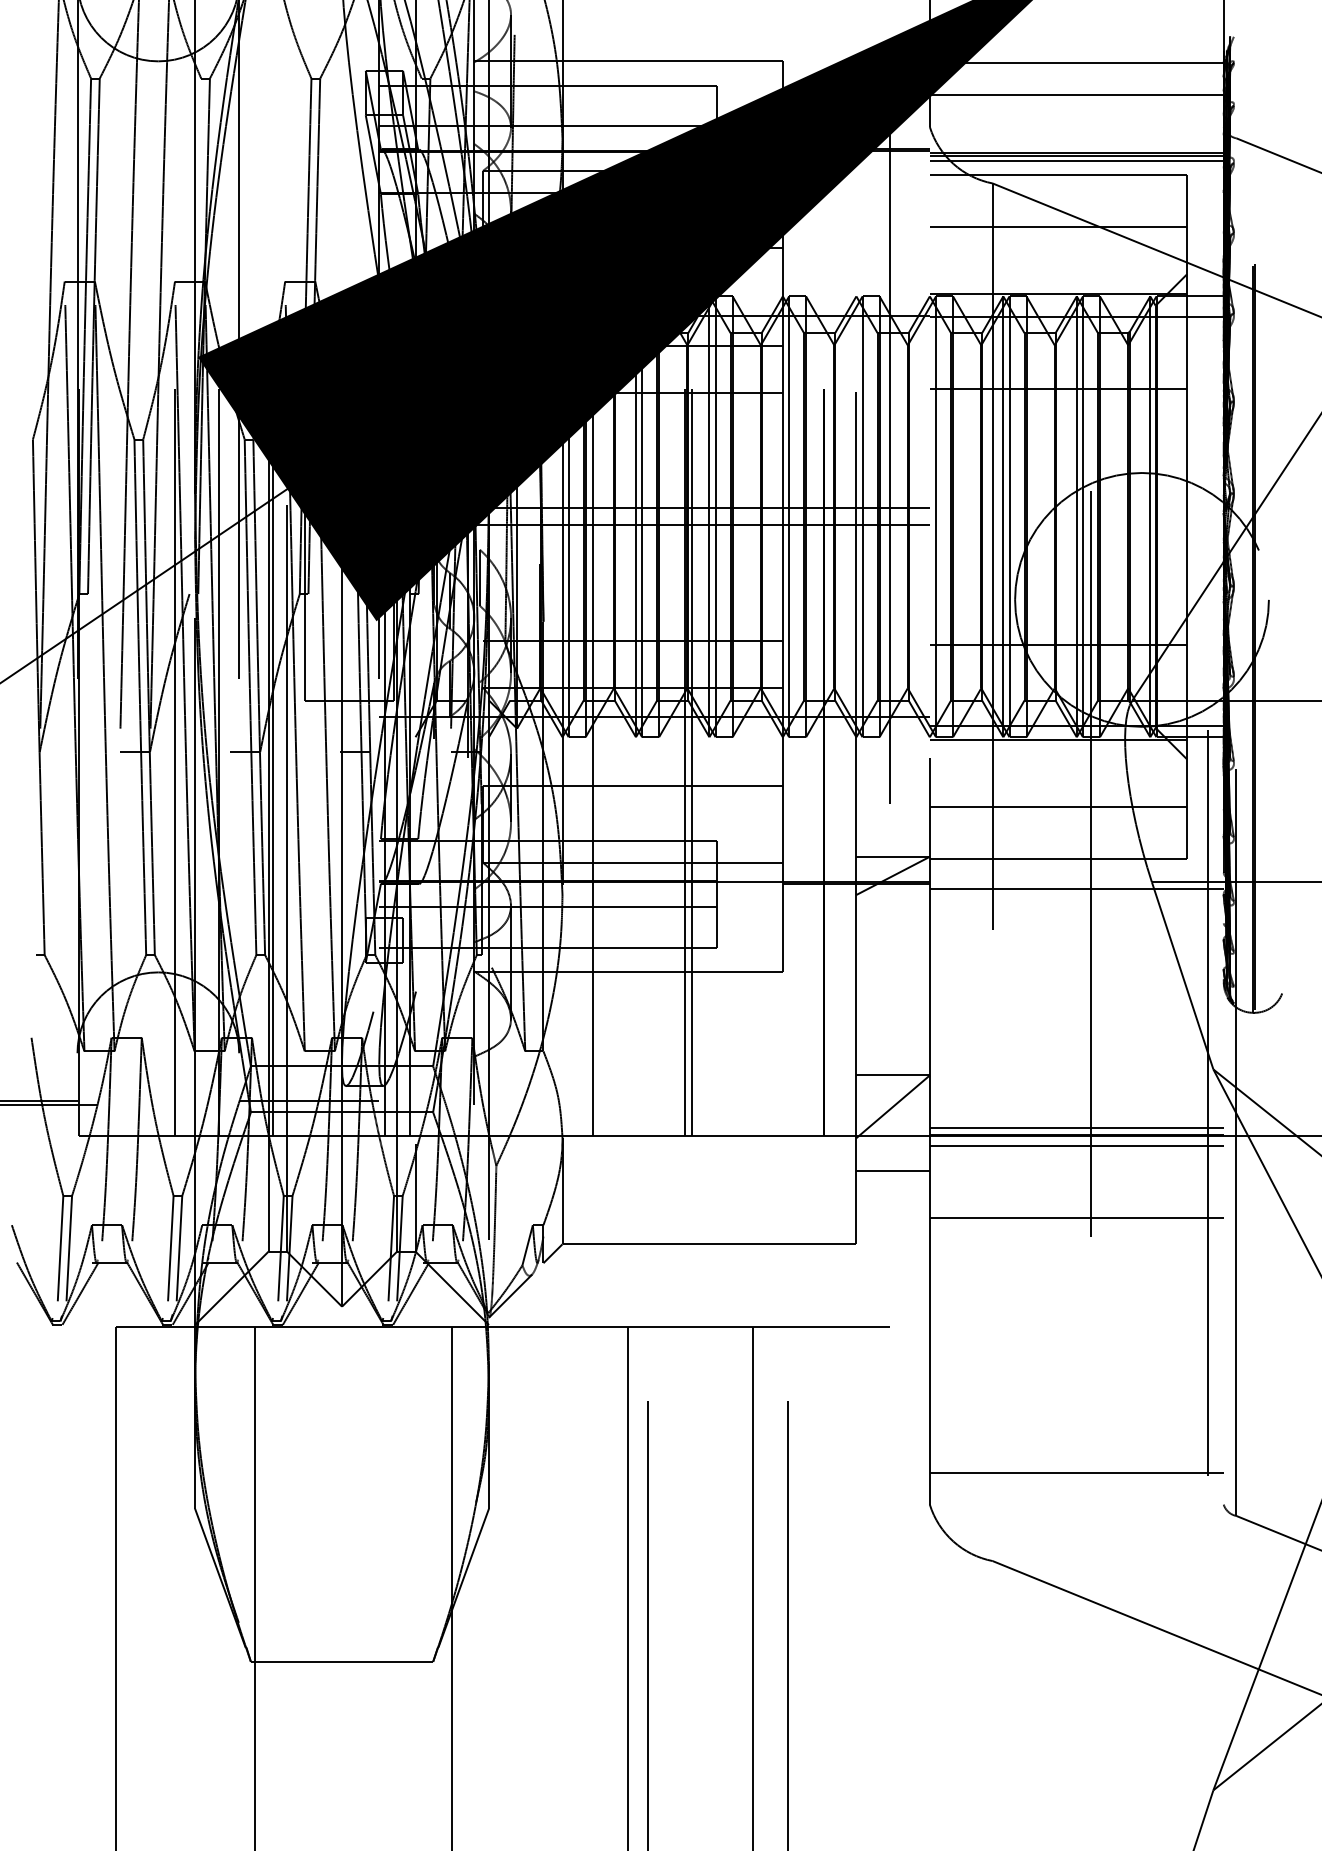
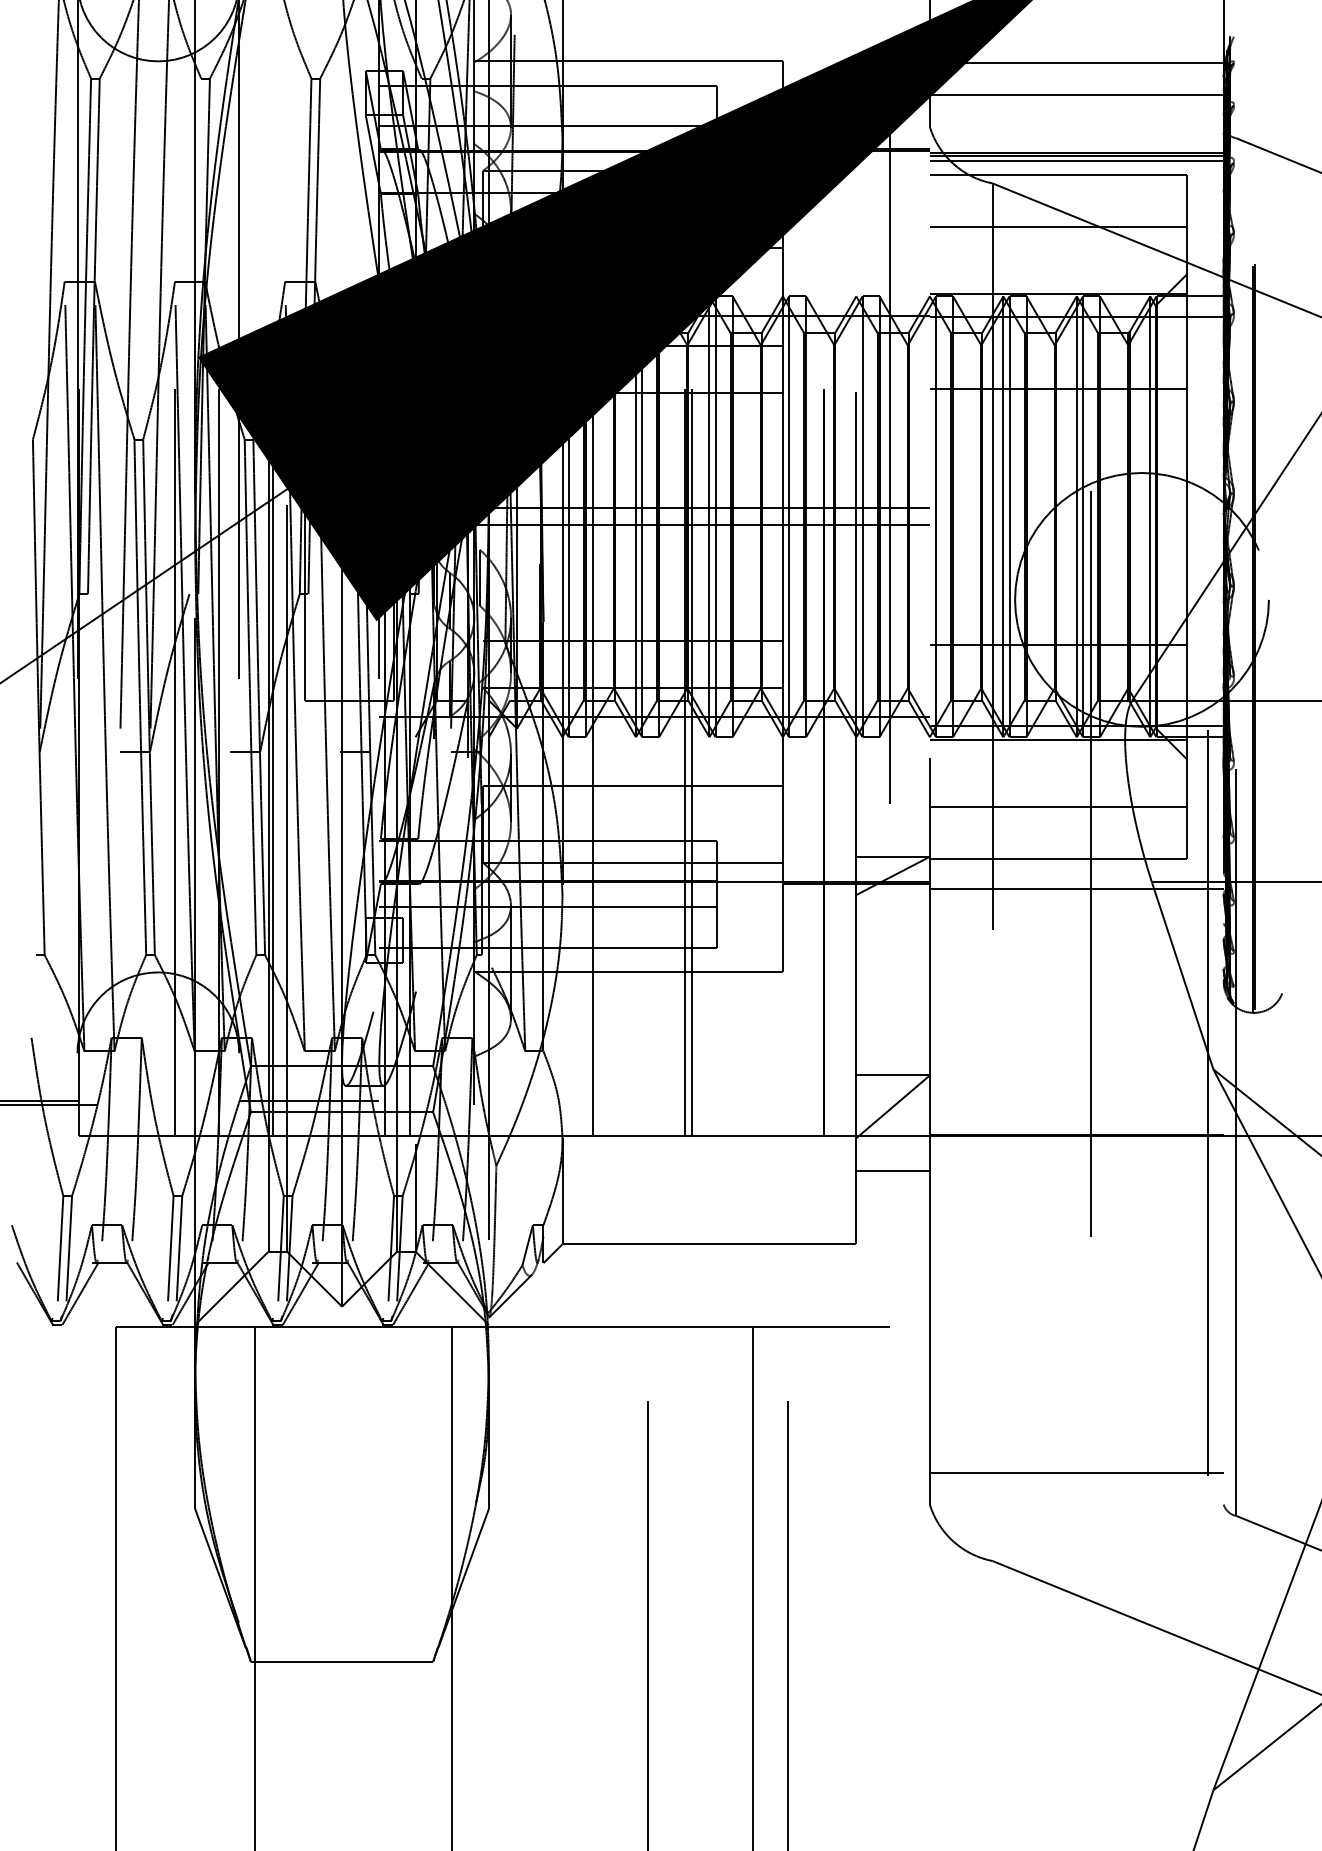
line: present -> none (1076, 1128)
line: present -> none (1076, 1145)
line: present -> none (1076, 1218)
line: present -> none (627, 1586)
